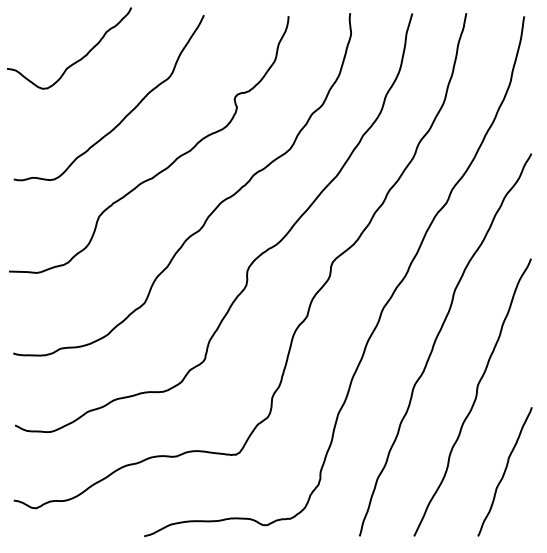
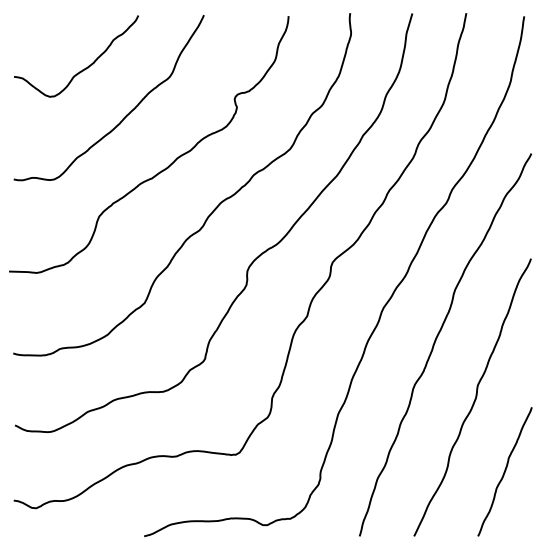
curve position: (78, 59) -> (85, 67) (85, 67)
